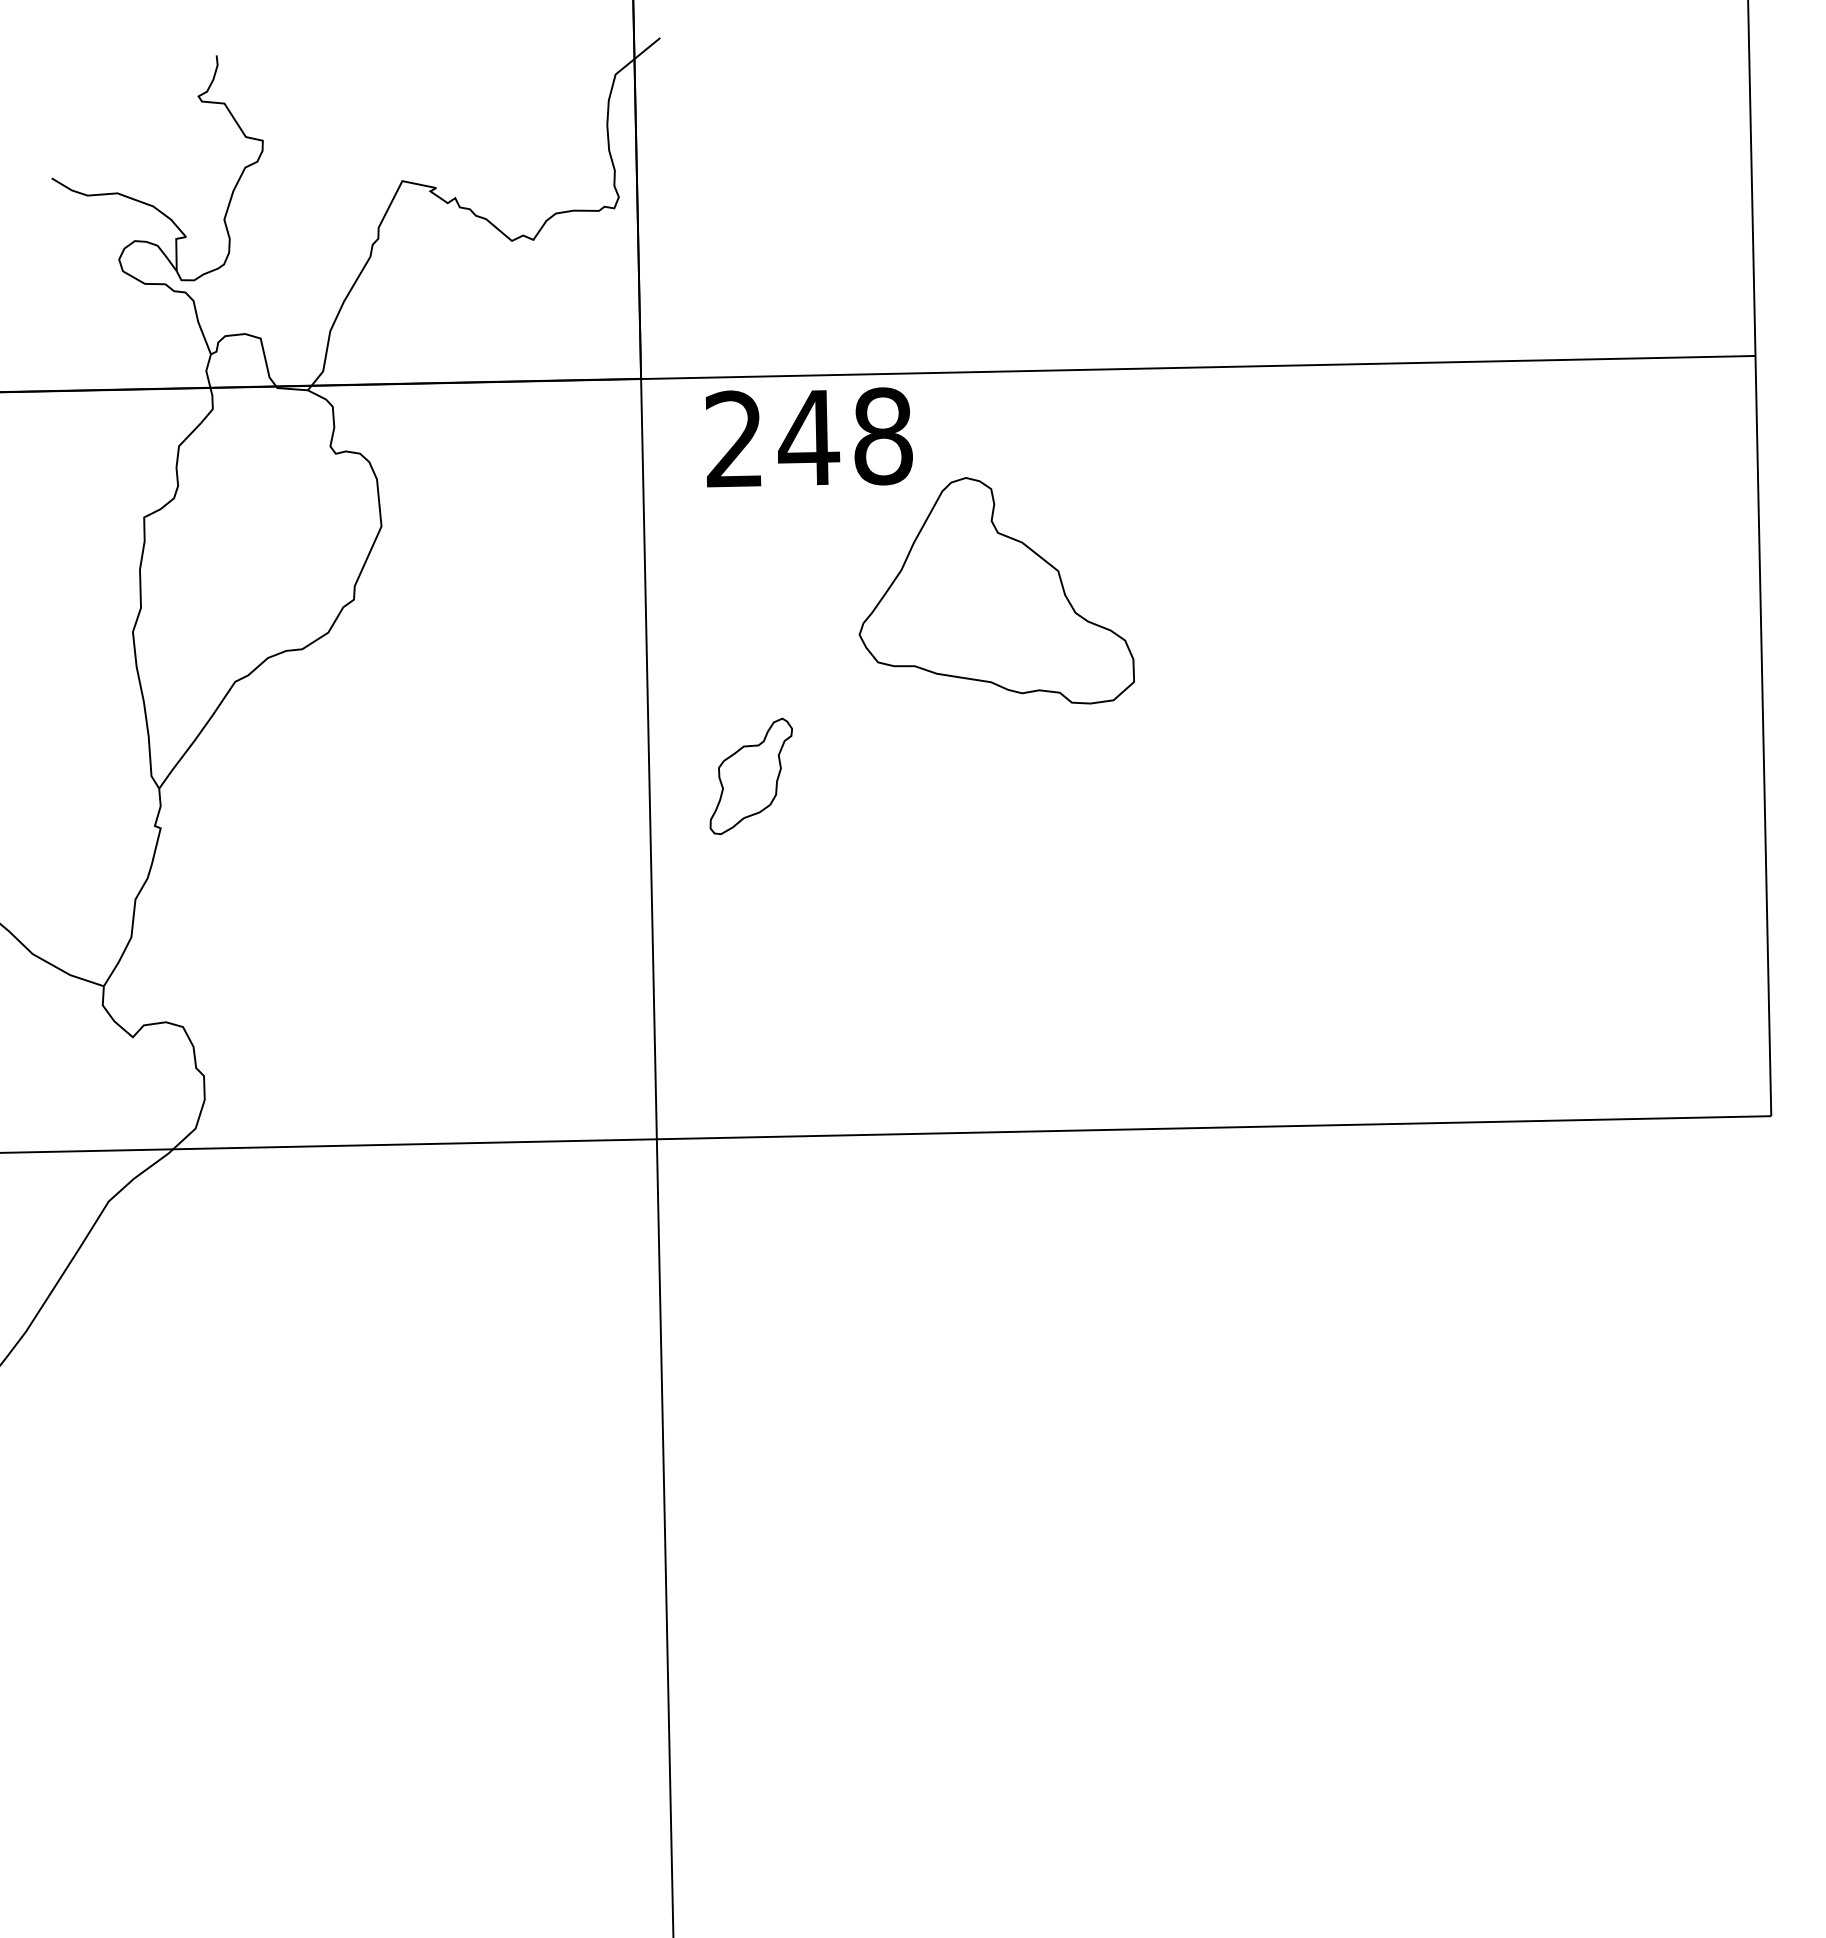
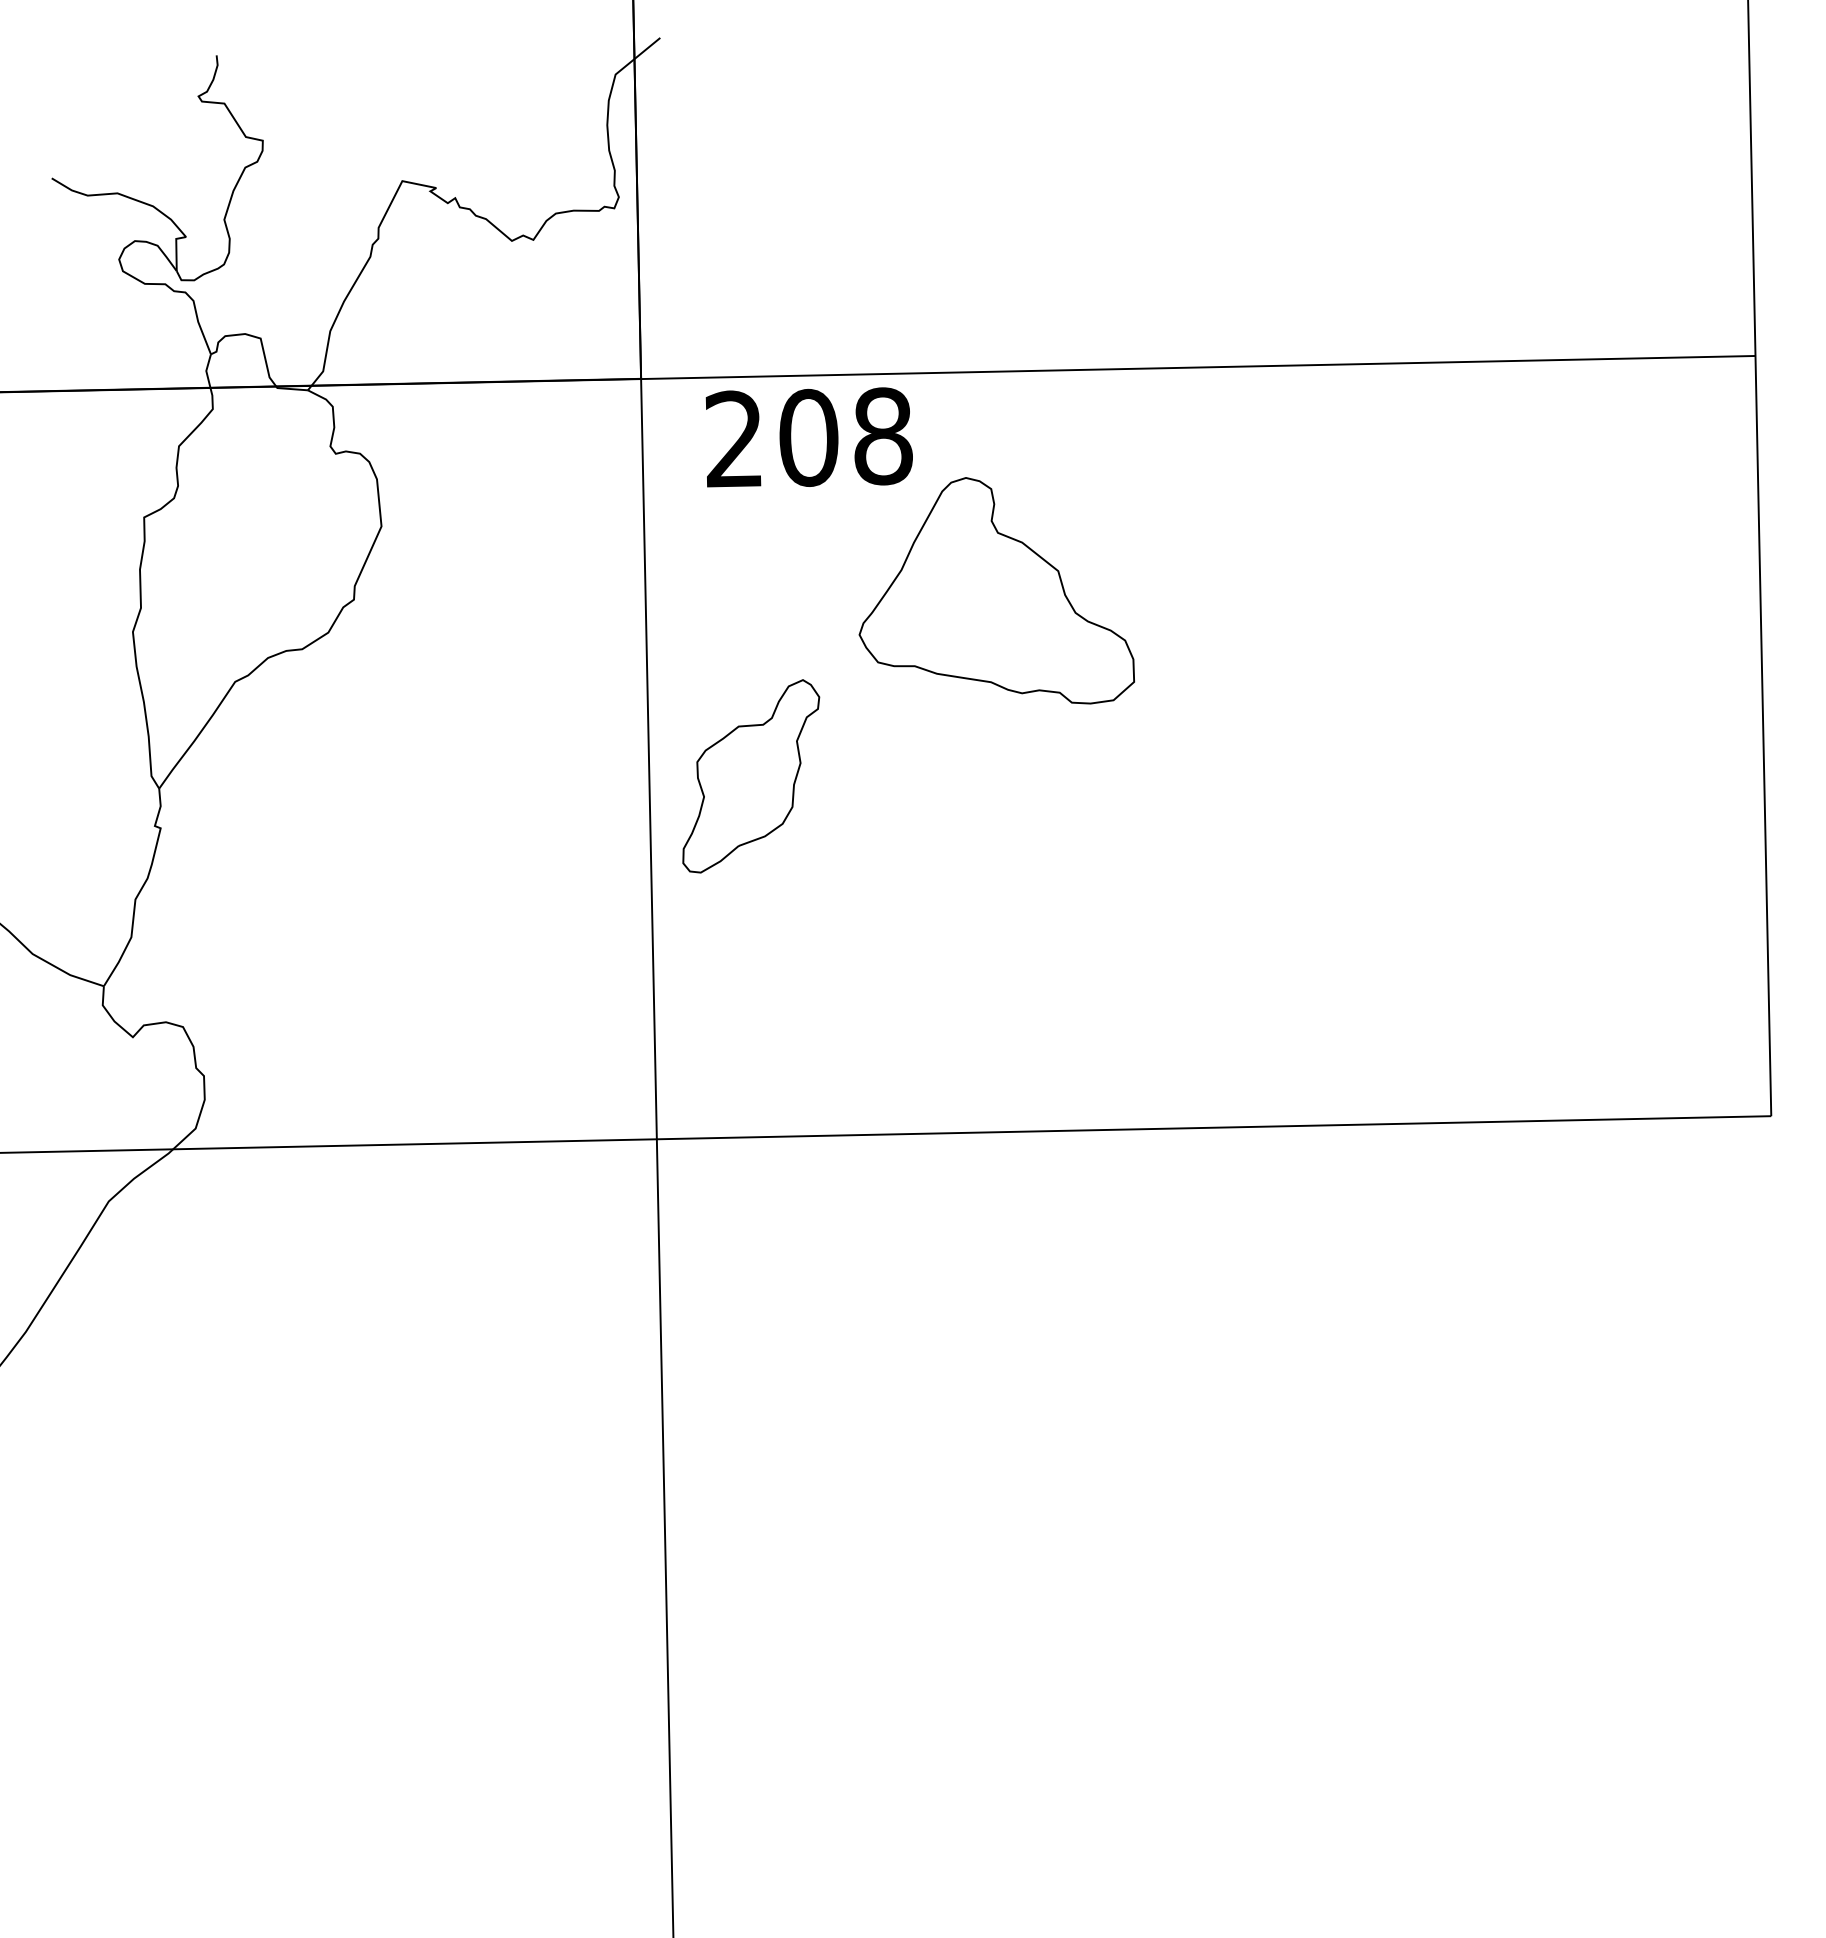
text: 248 -> 208 (808, 437)
part size: 84x118 px -> 139x195 px (751, 776)
